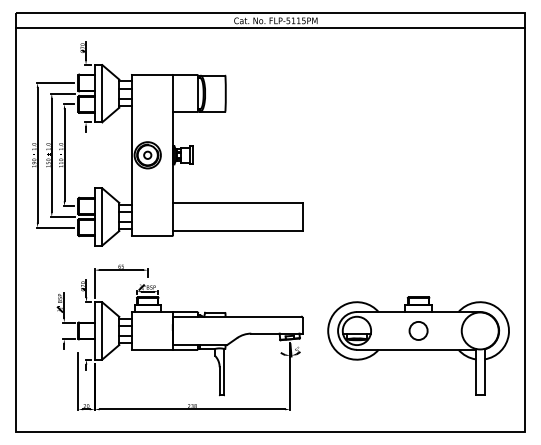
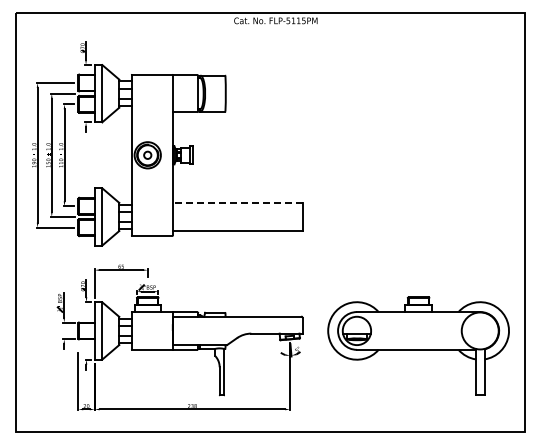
line: present -> none (270, 28)
line: solid -> dashed (237, 202)
circle: present -> none (418, 330)
